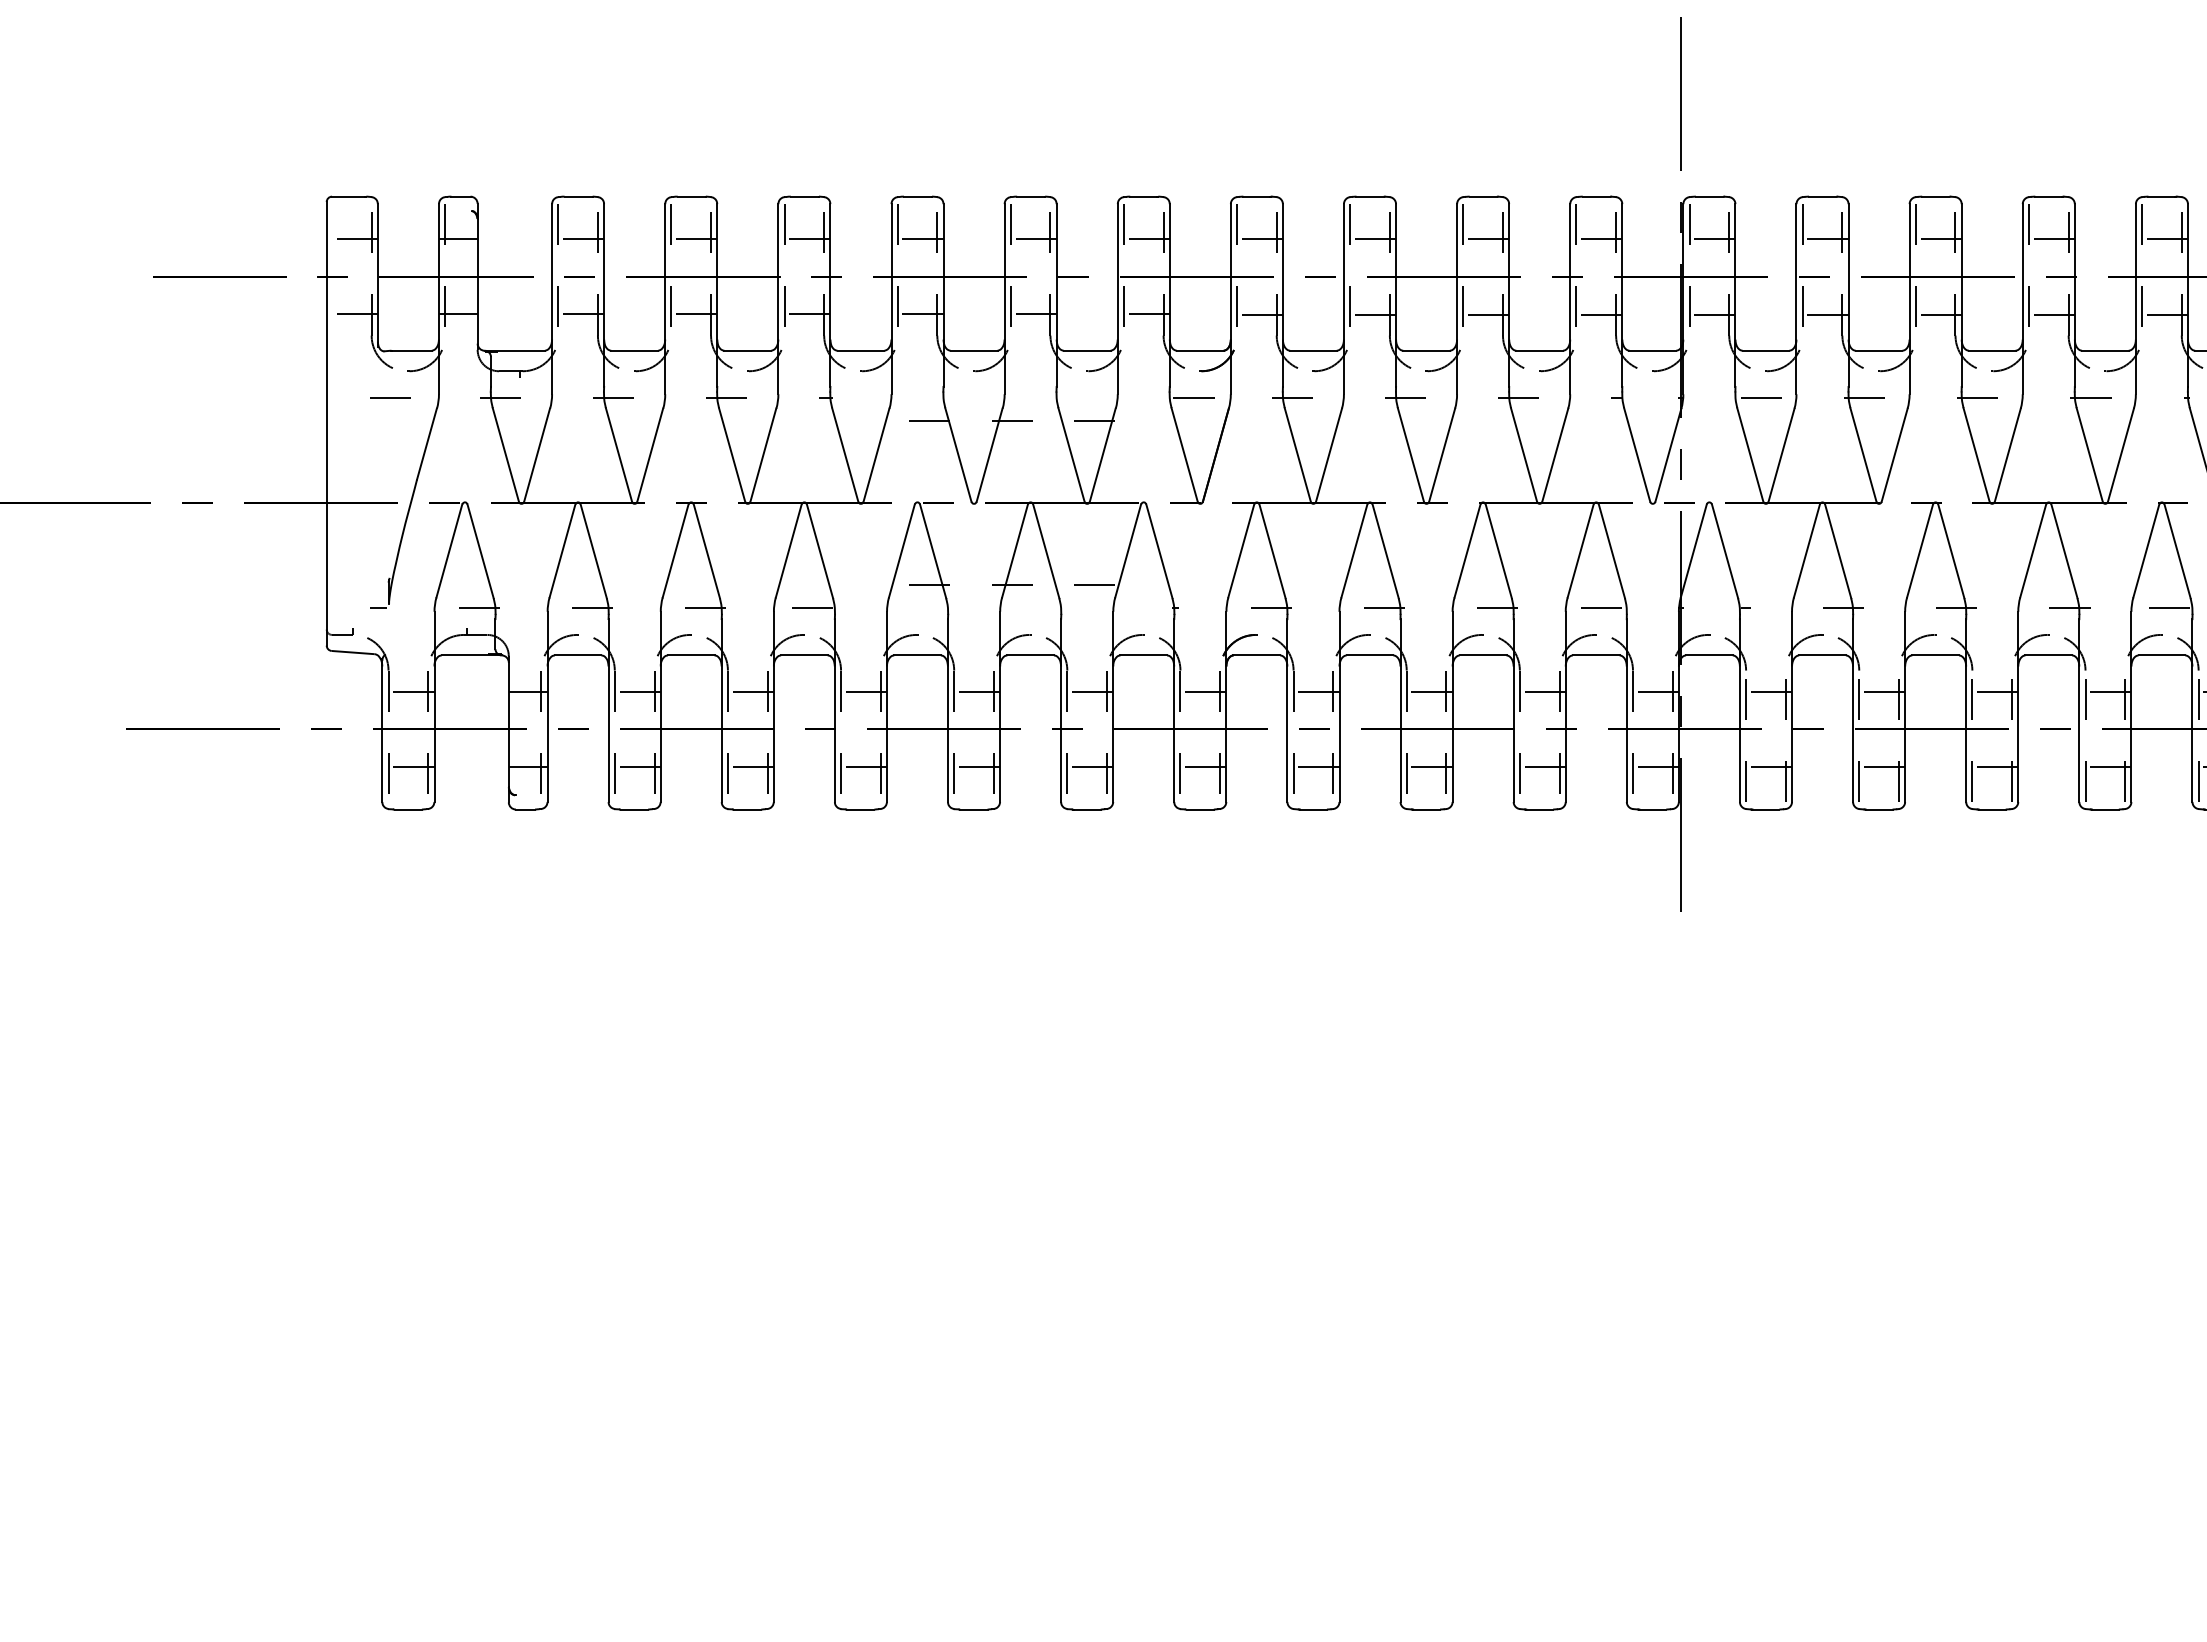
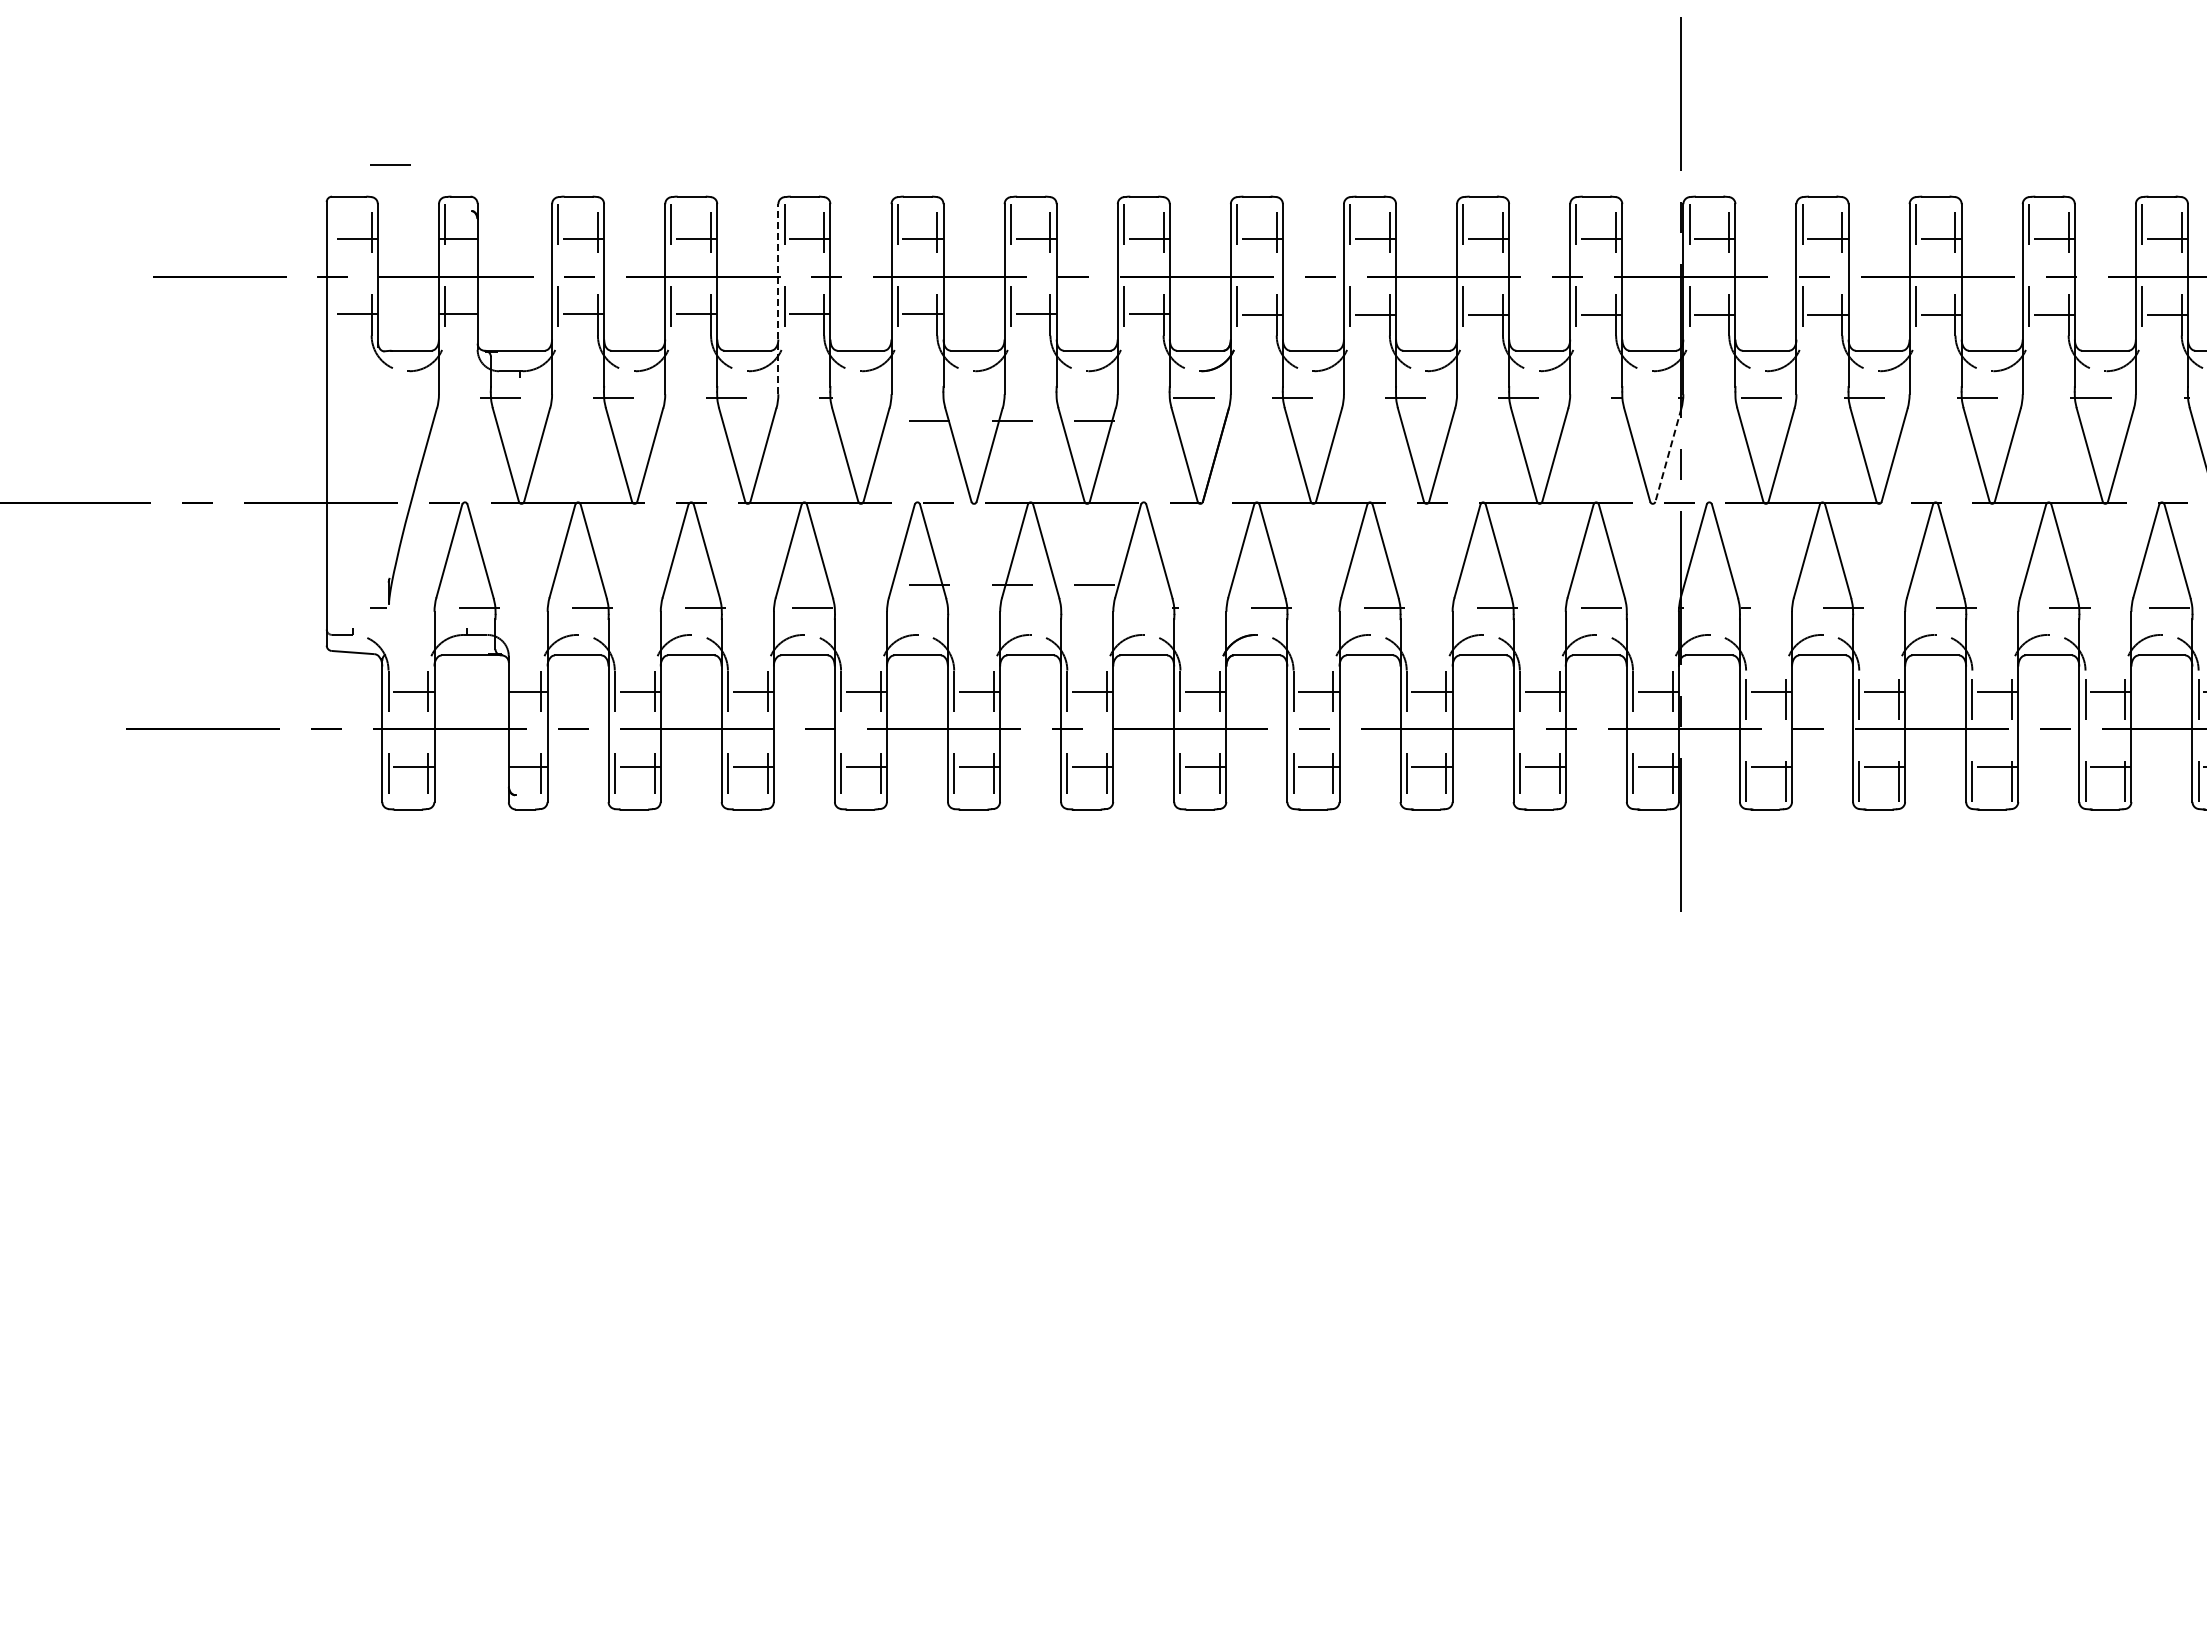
line: solid -> dashed (778, 298)
line position: (390, 397) -> (390, 164) (390, 164)
line: solid -> dashed (1668, 455)
